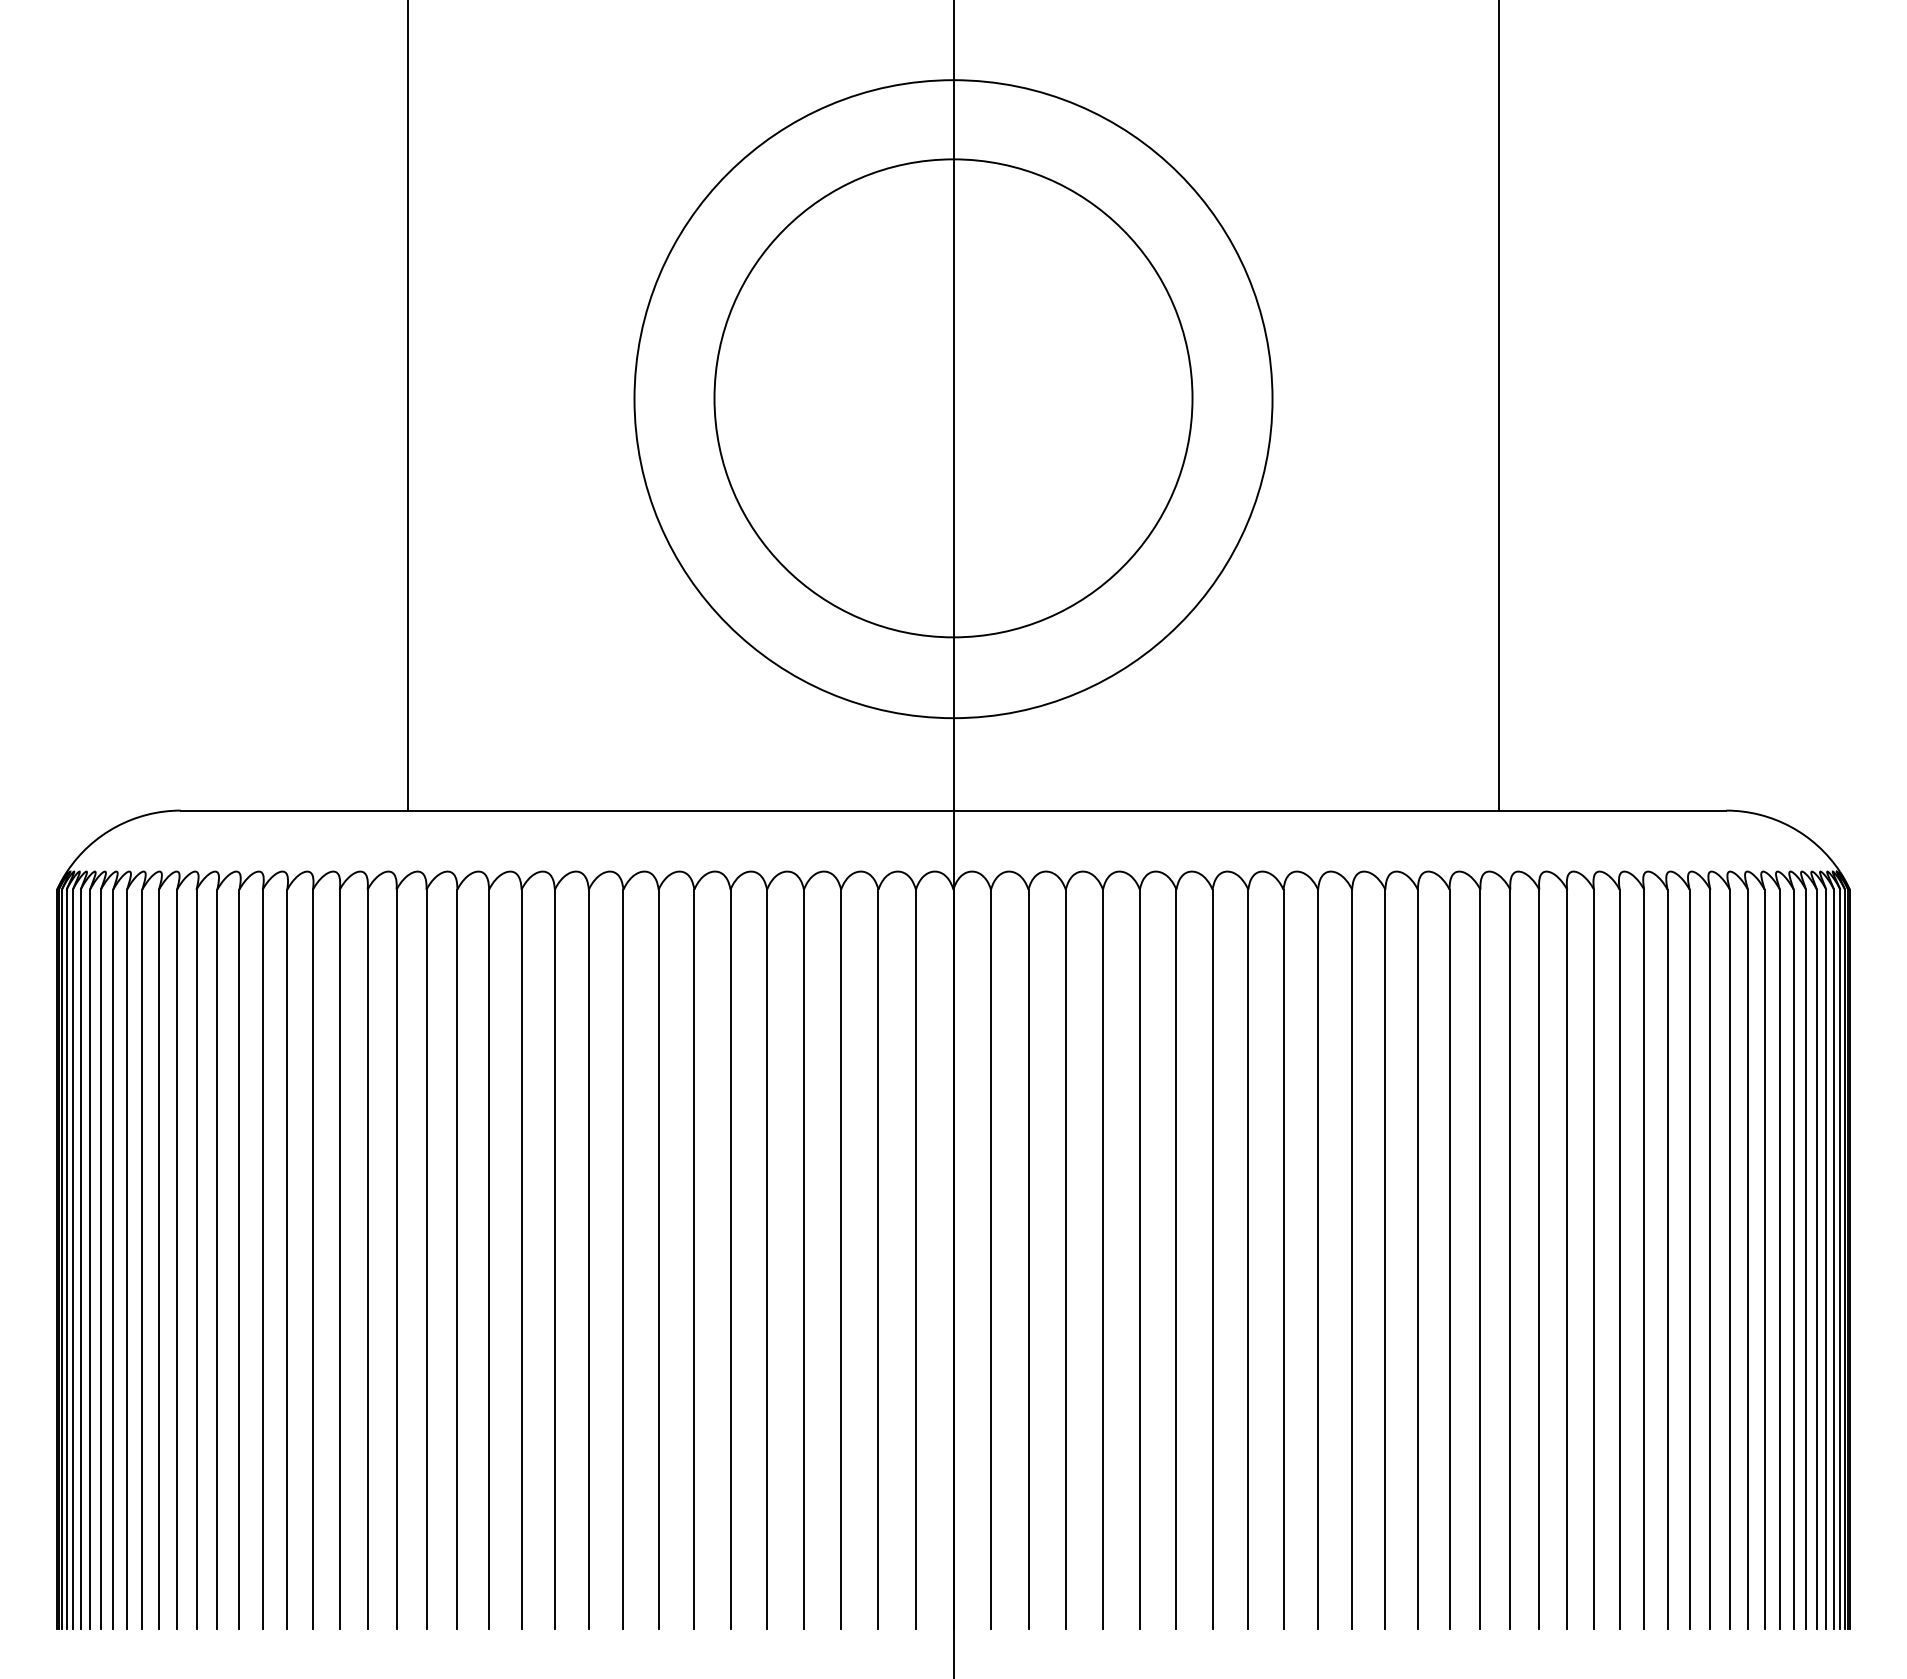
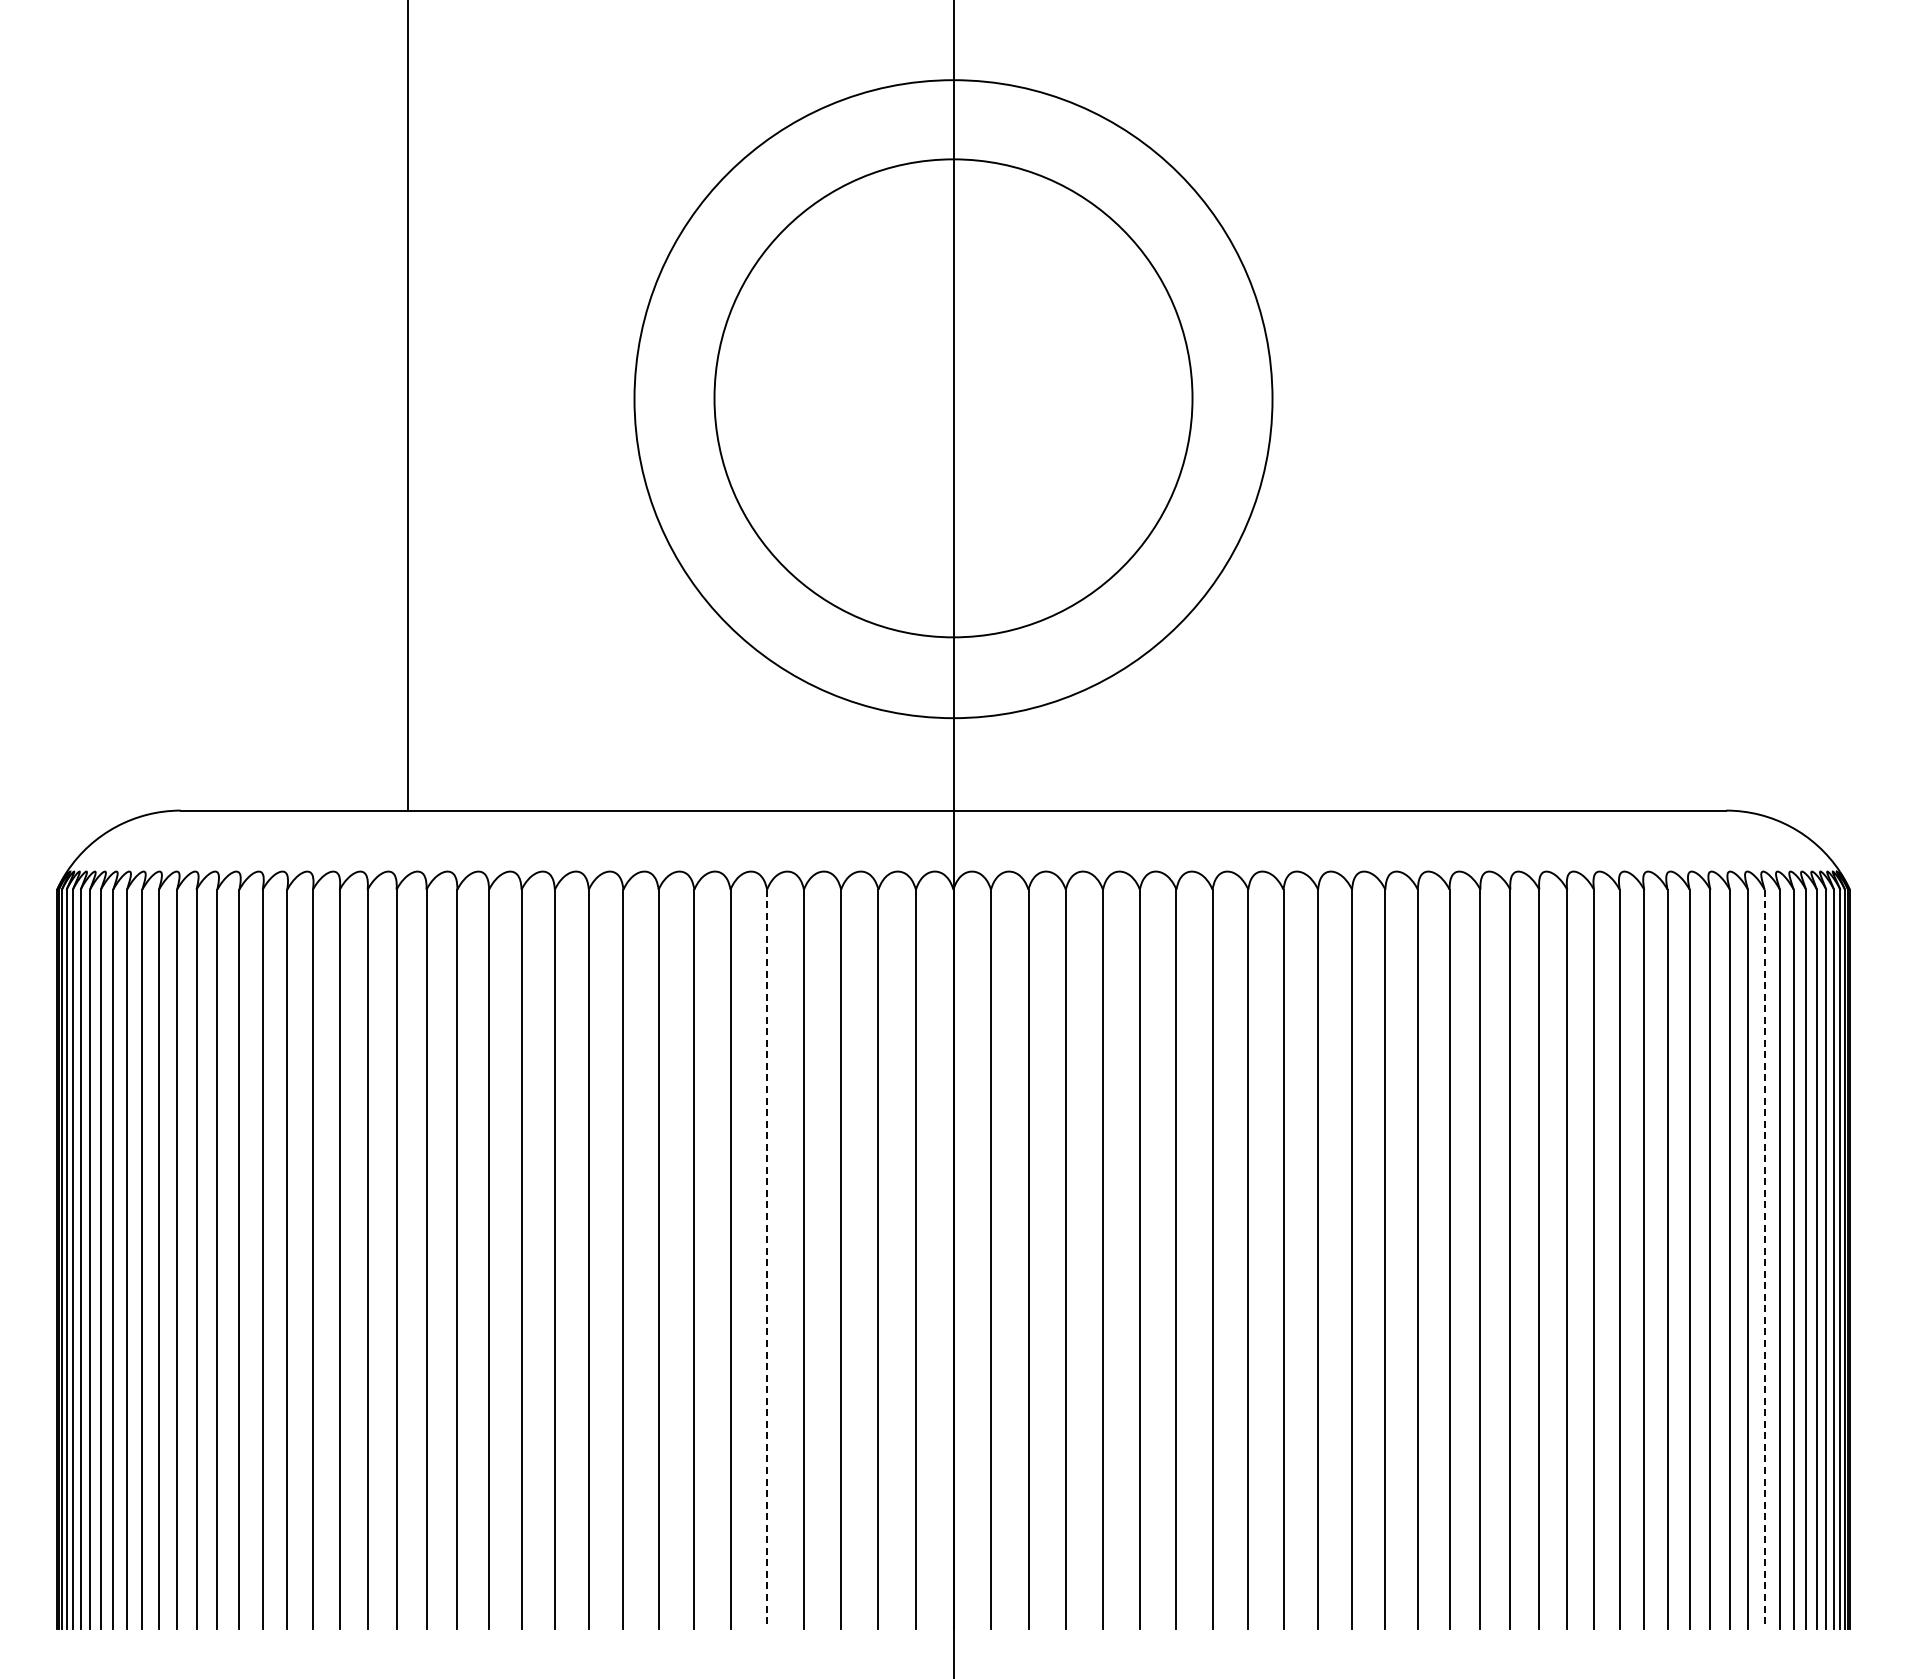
line: present -> none (1498, 406)
line: solid -> dashed (767, 1259)
line: solid -> dashed (1764, 1259)
